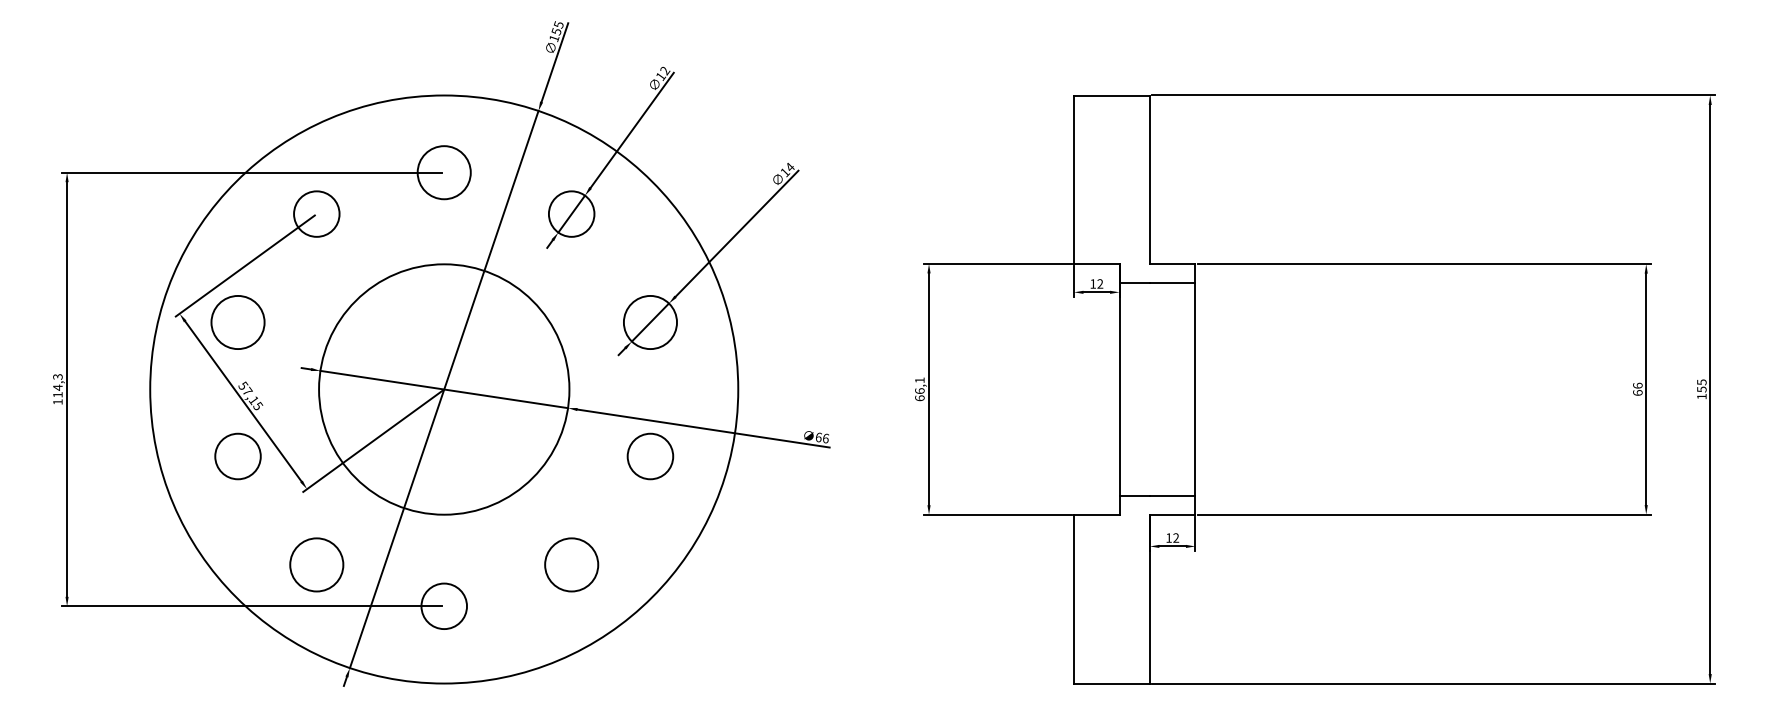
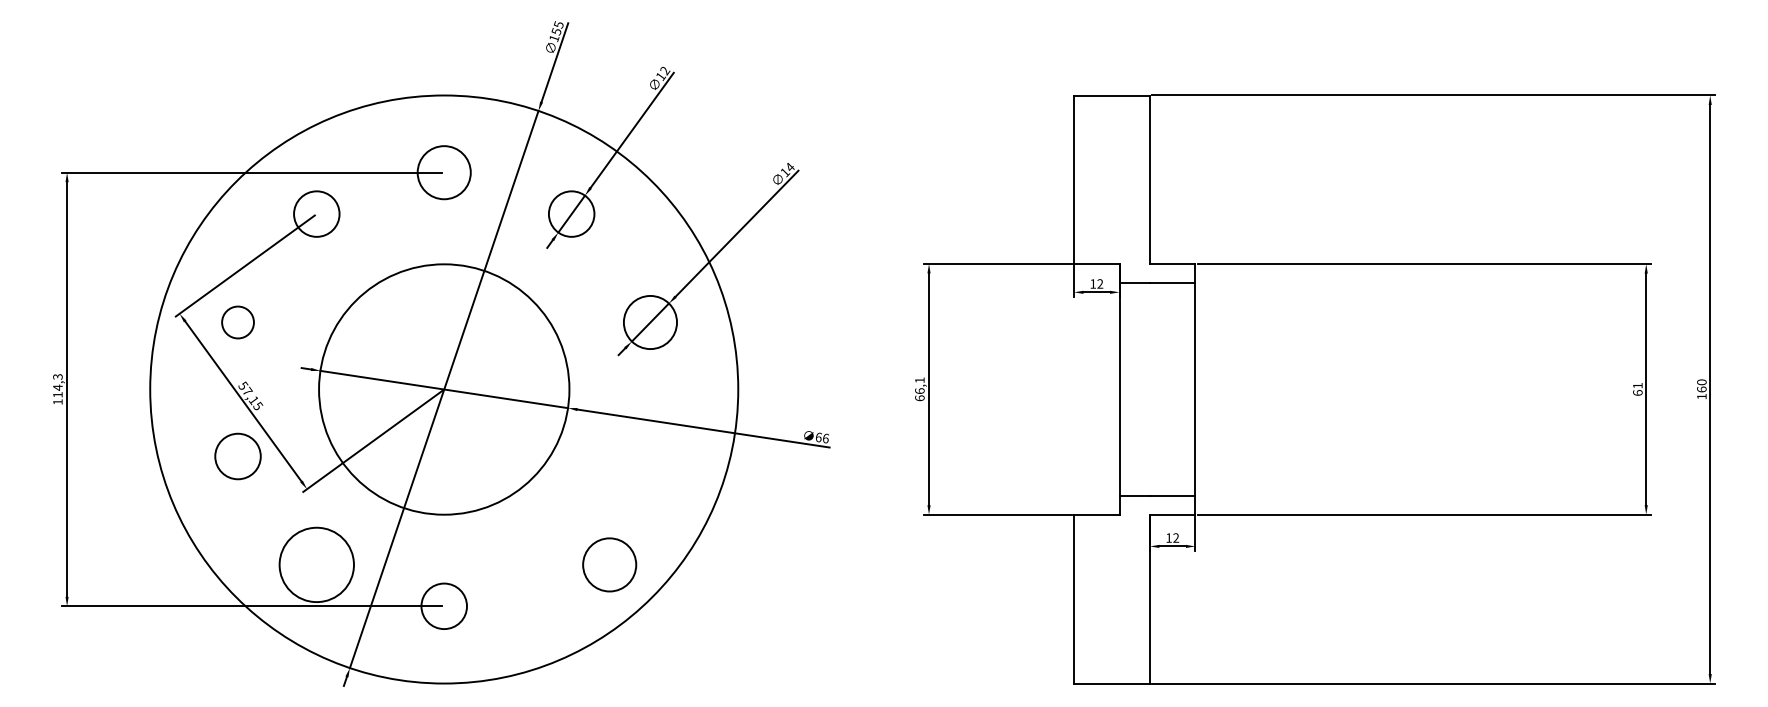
circle diameter: 53 px -> 32 px (237, 322)
text: 66 -> 61 (1637, 385)
text: 155 -> 160 (1701, 385)
circle: present -> none (650, 456)
circle diameter: 53 px -> 74 px (316, 564)
circle position: (571, 564) -> (609, 564) (609, 564)
